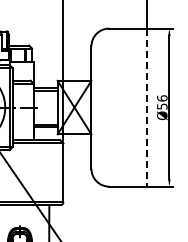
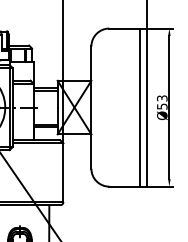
text: Ø56 -> Ø53 (162, 98)
line: none -> present (139, 107)
line: dashed -> solid (146, 108)
